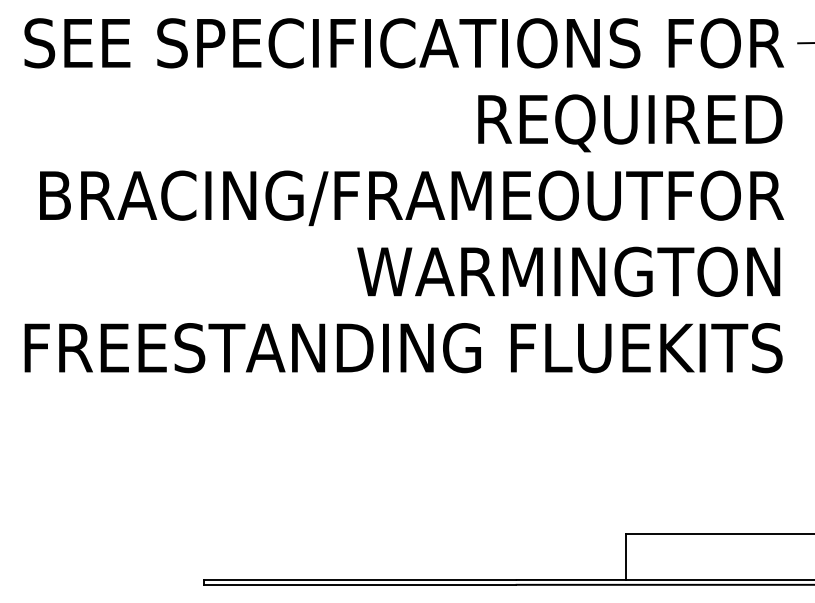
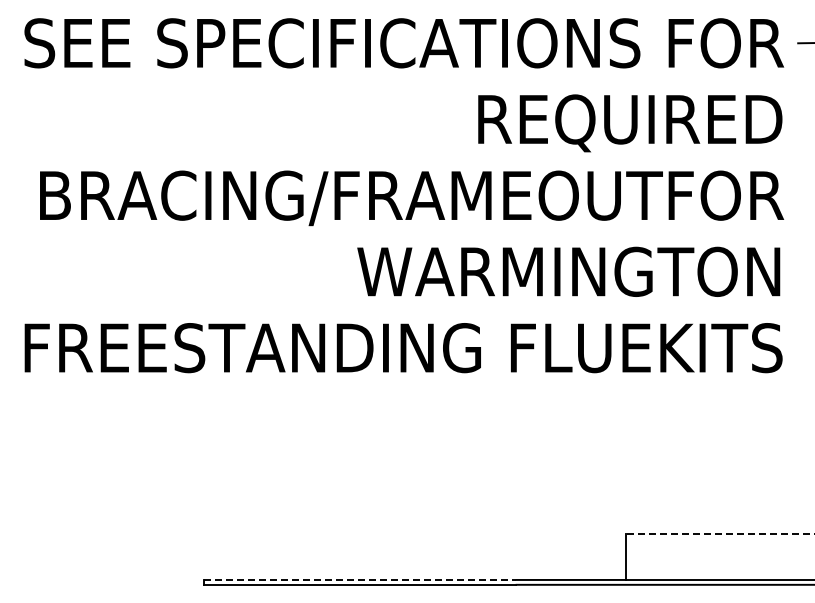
line: solid -> dashed (720, 534)
line: solid -> dashed (359, 579)
